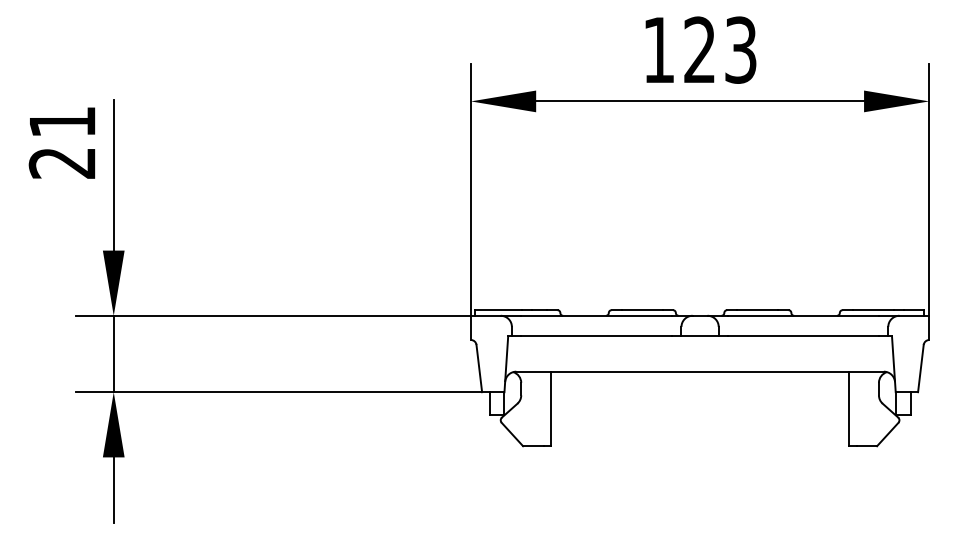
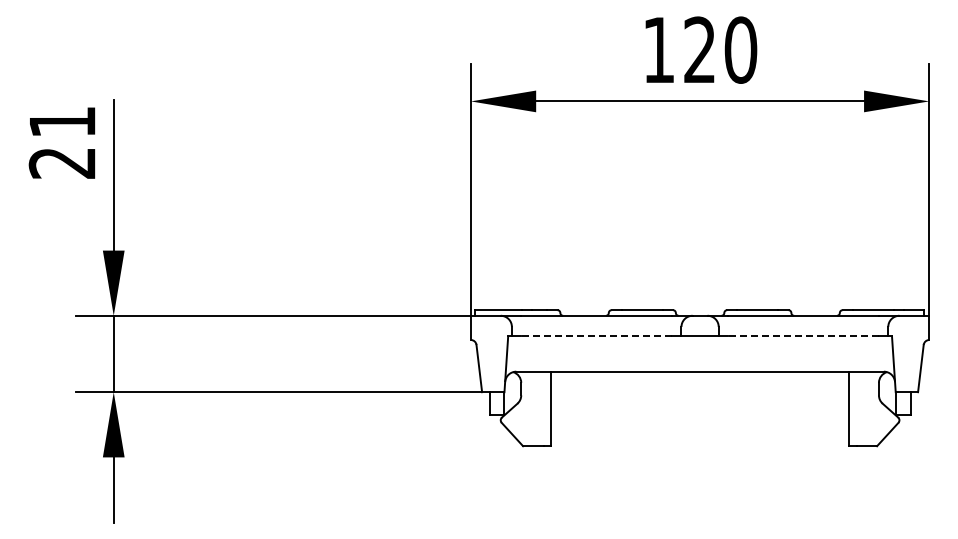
text: 123 -> 120 (740, 49)
line: solid -> dashed (596, 336)
line: solid -> dashed (803, 336)
